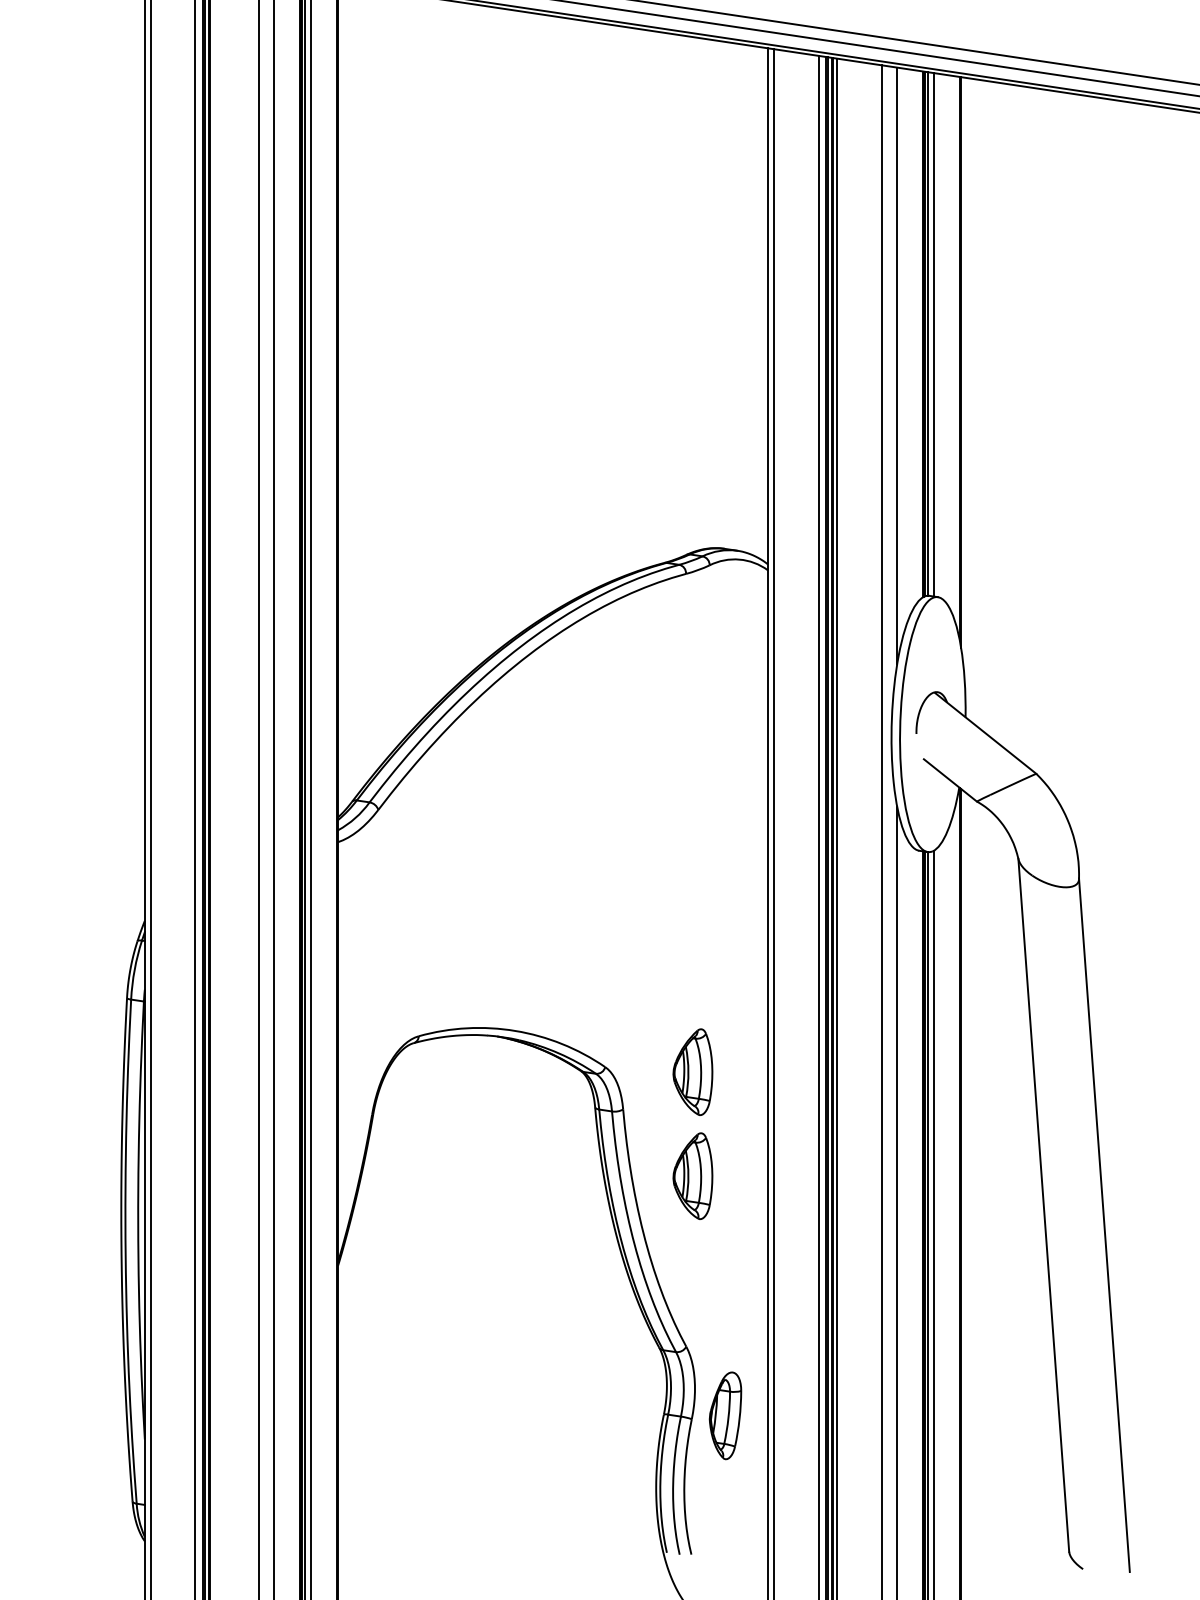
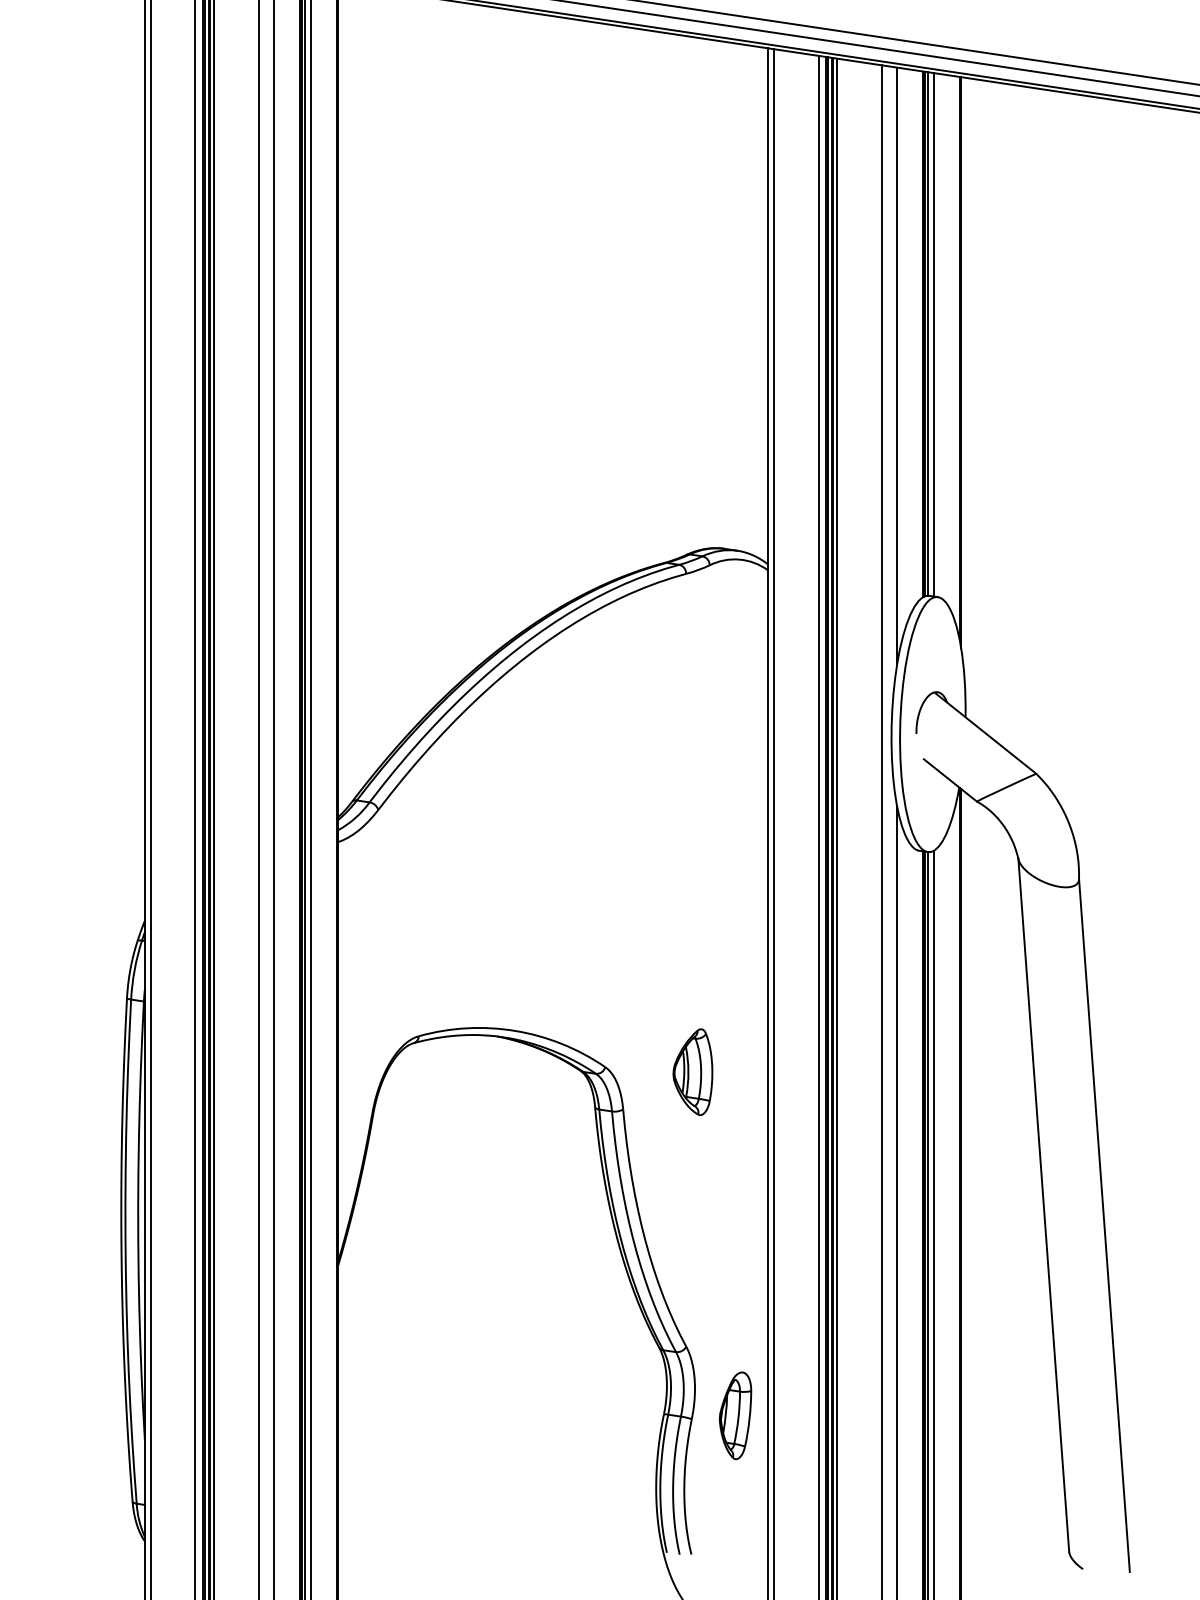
line: none -> present (213, 799)
part: present -> none (692, 1175)
part position: (725, 1415) -> (735, 1415) (735, 1415)
